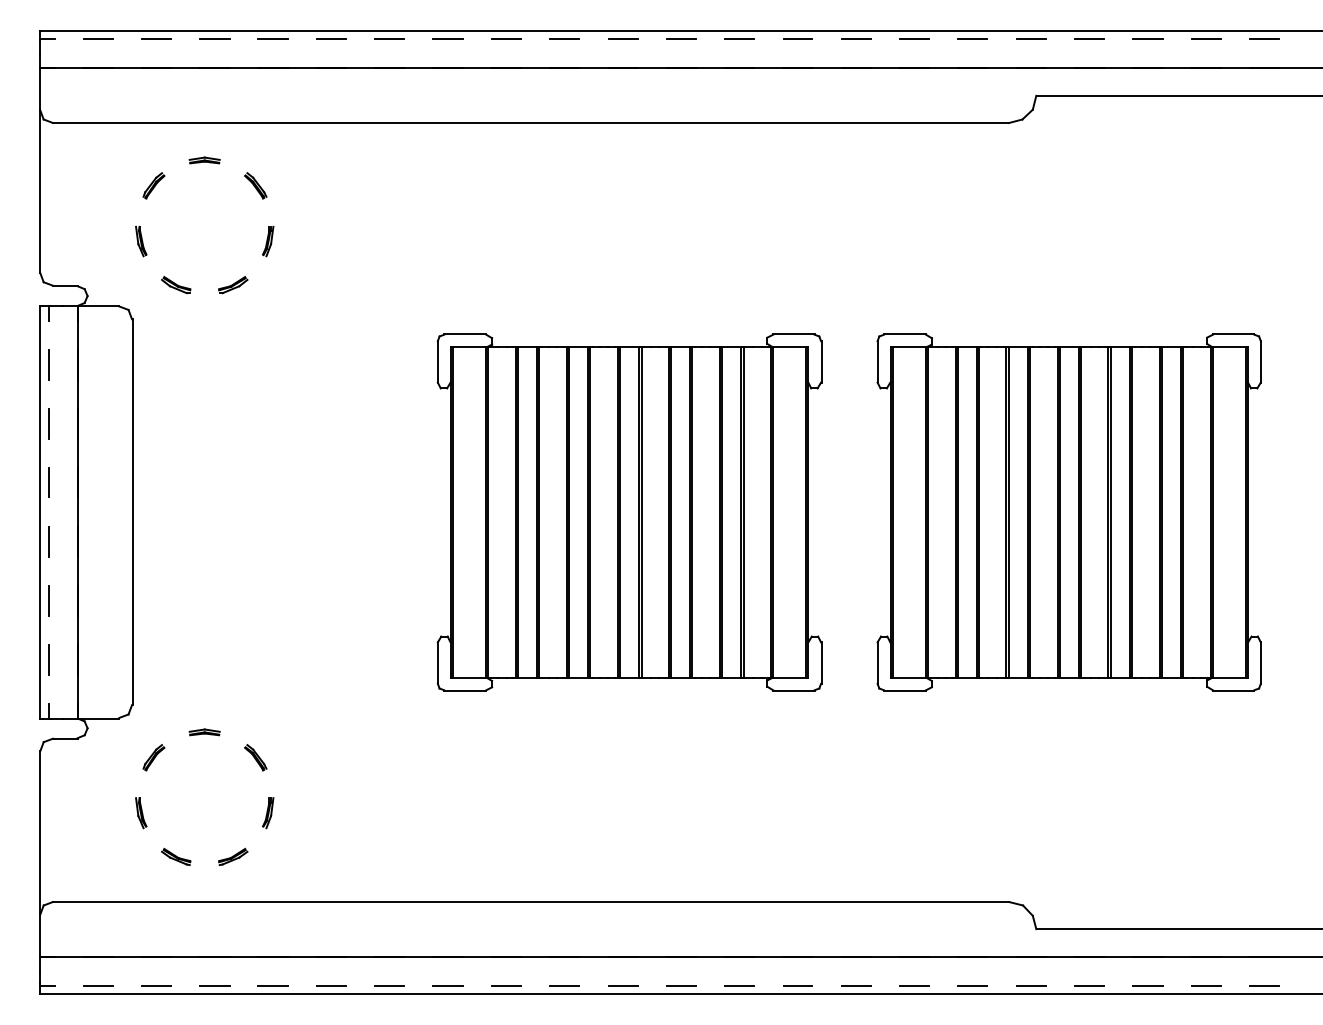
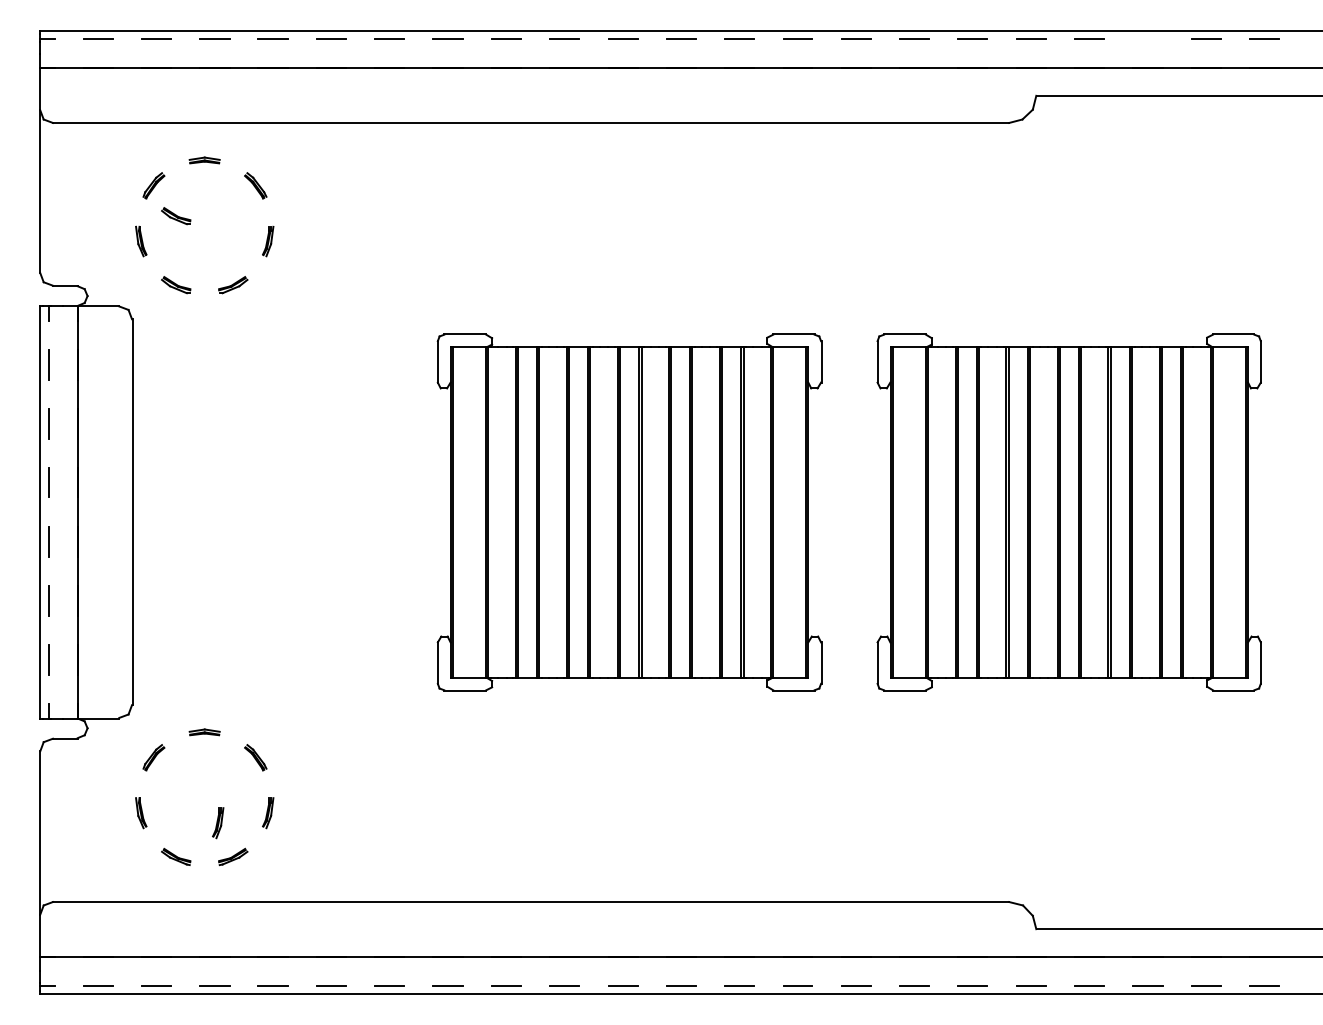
line: present -> none (1147, 39)
part: none -> present (176, 216)
part: none -> present (218, 823)
